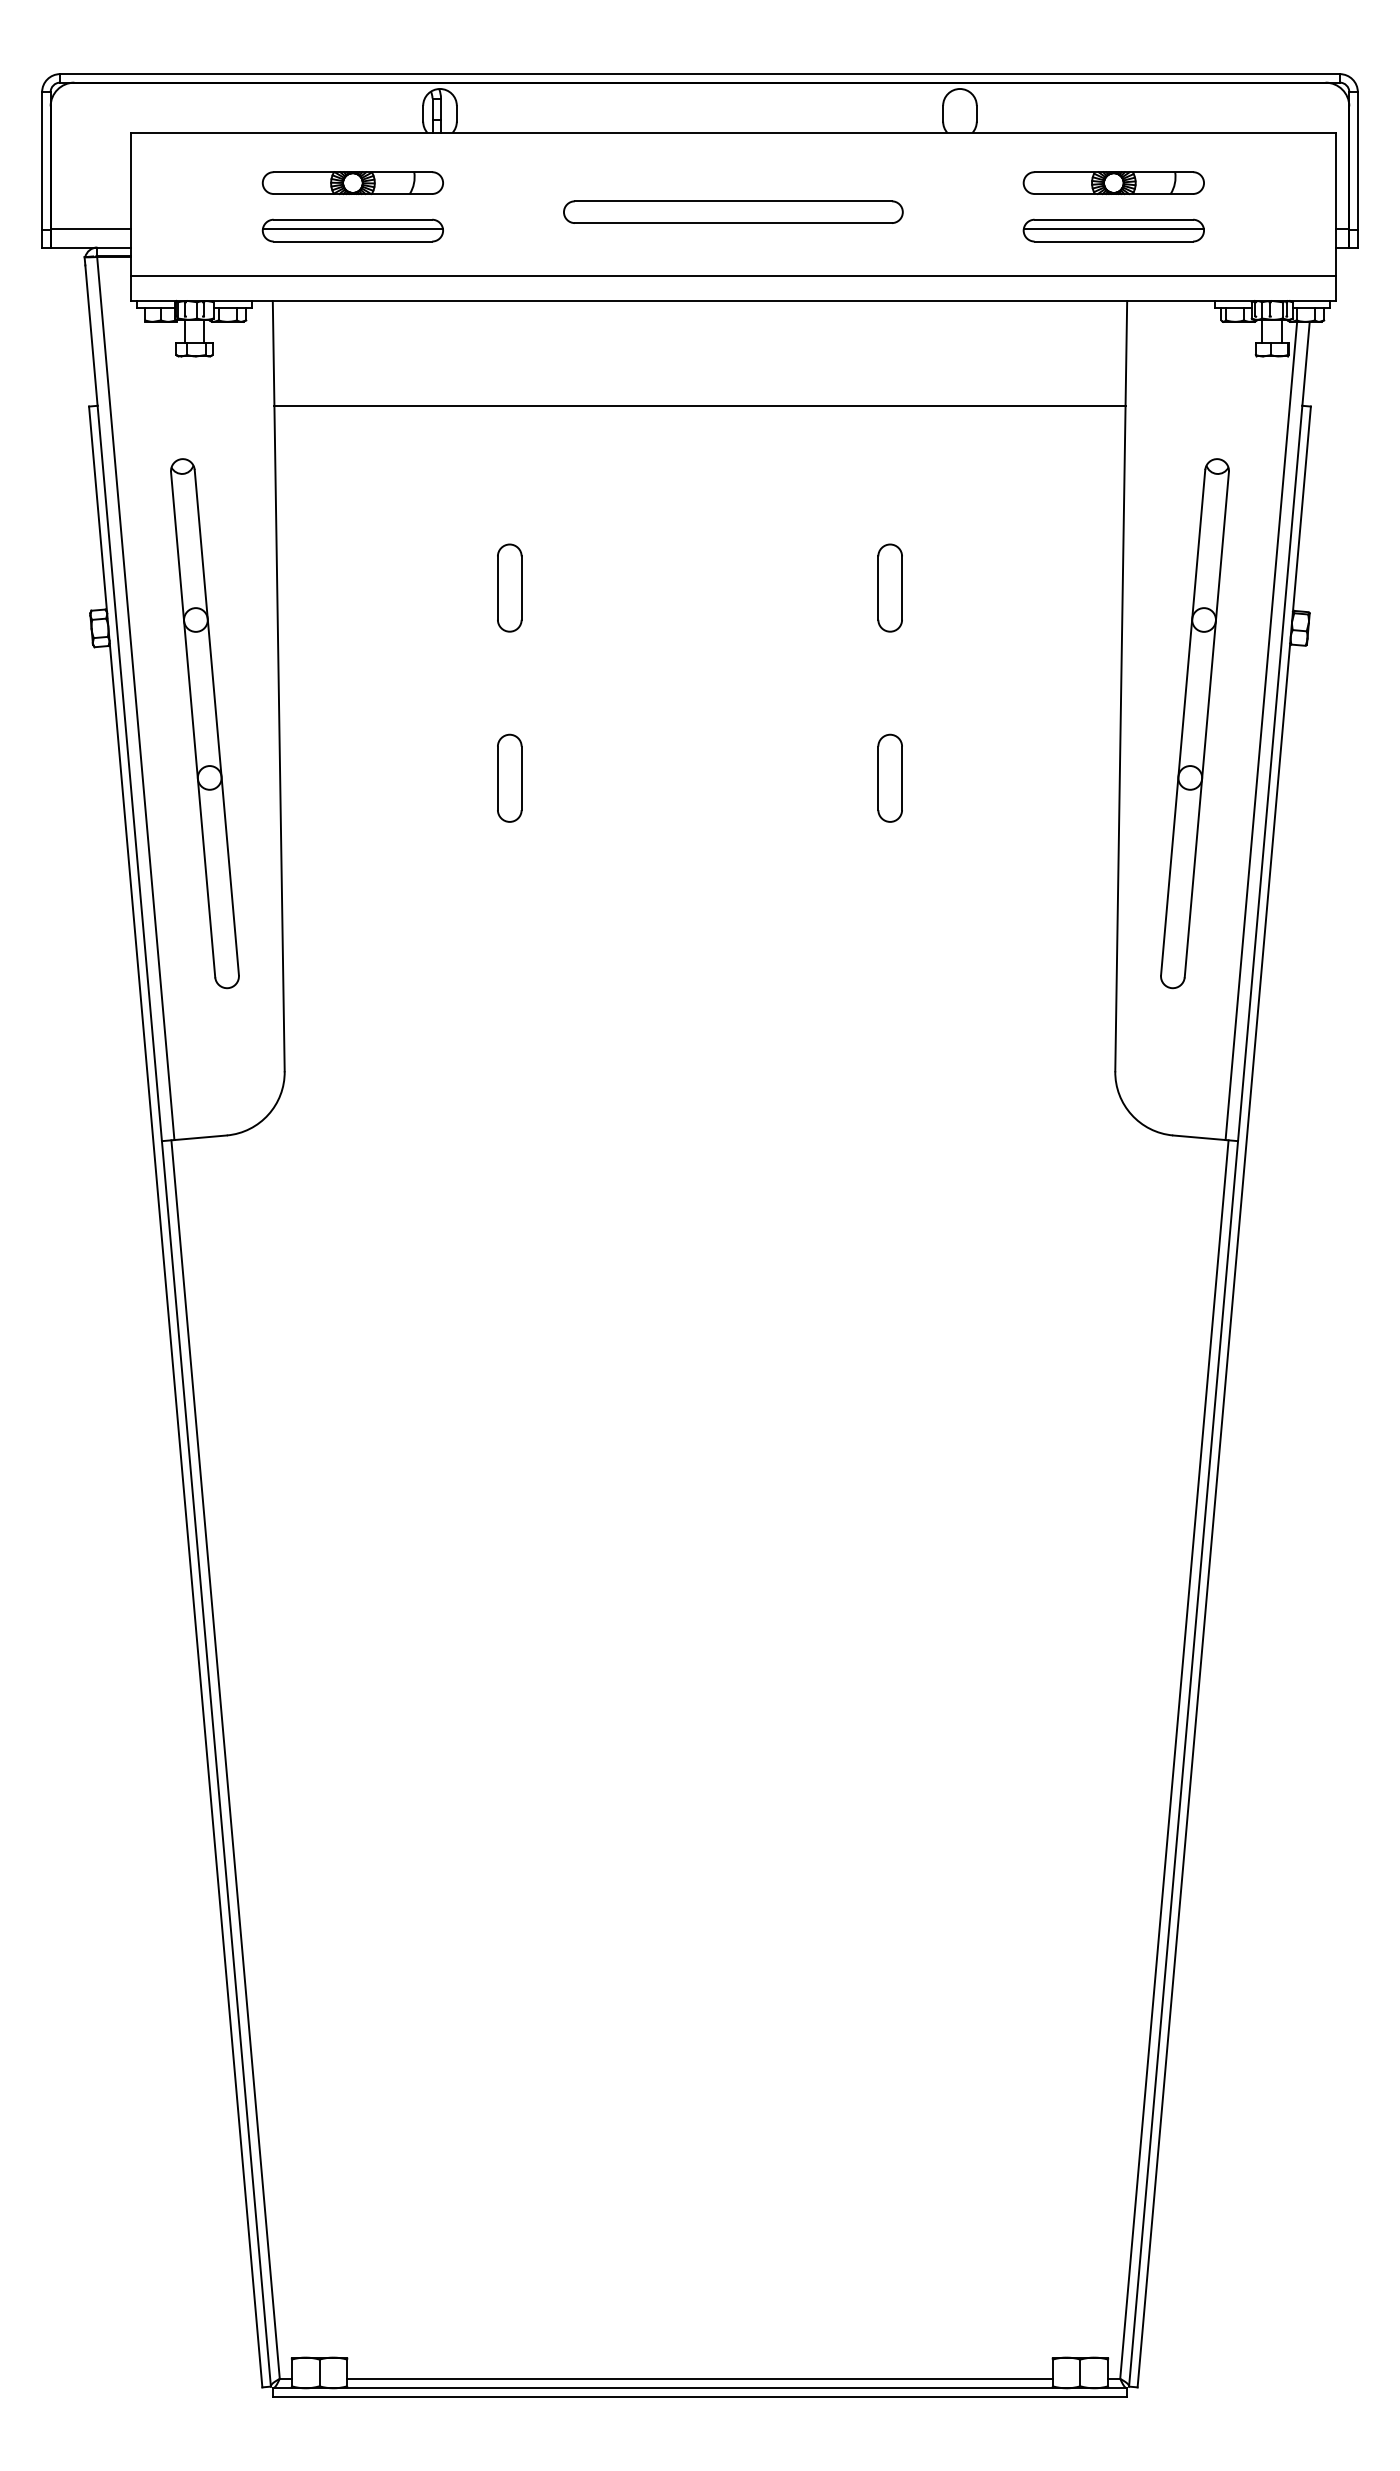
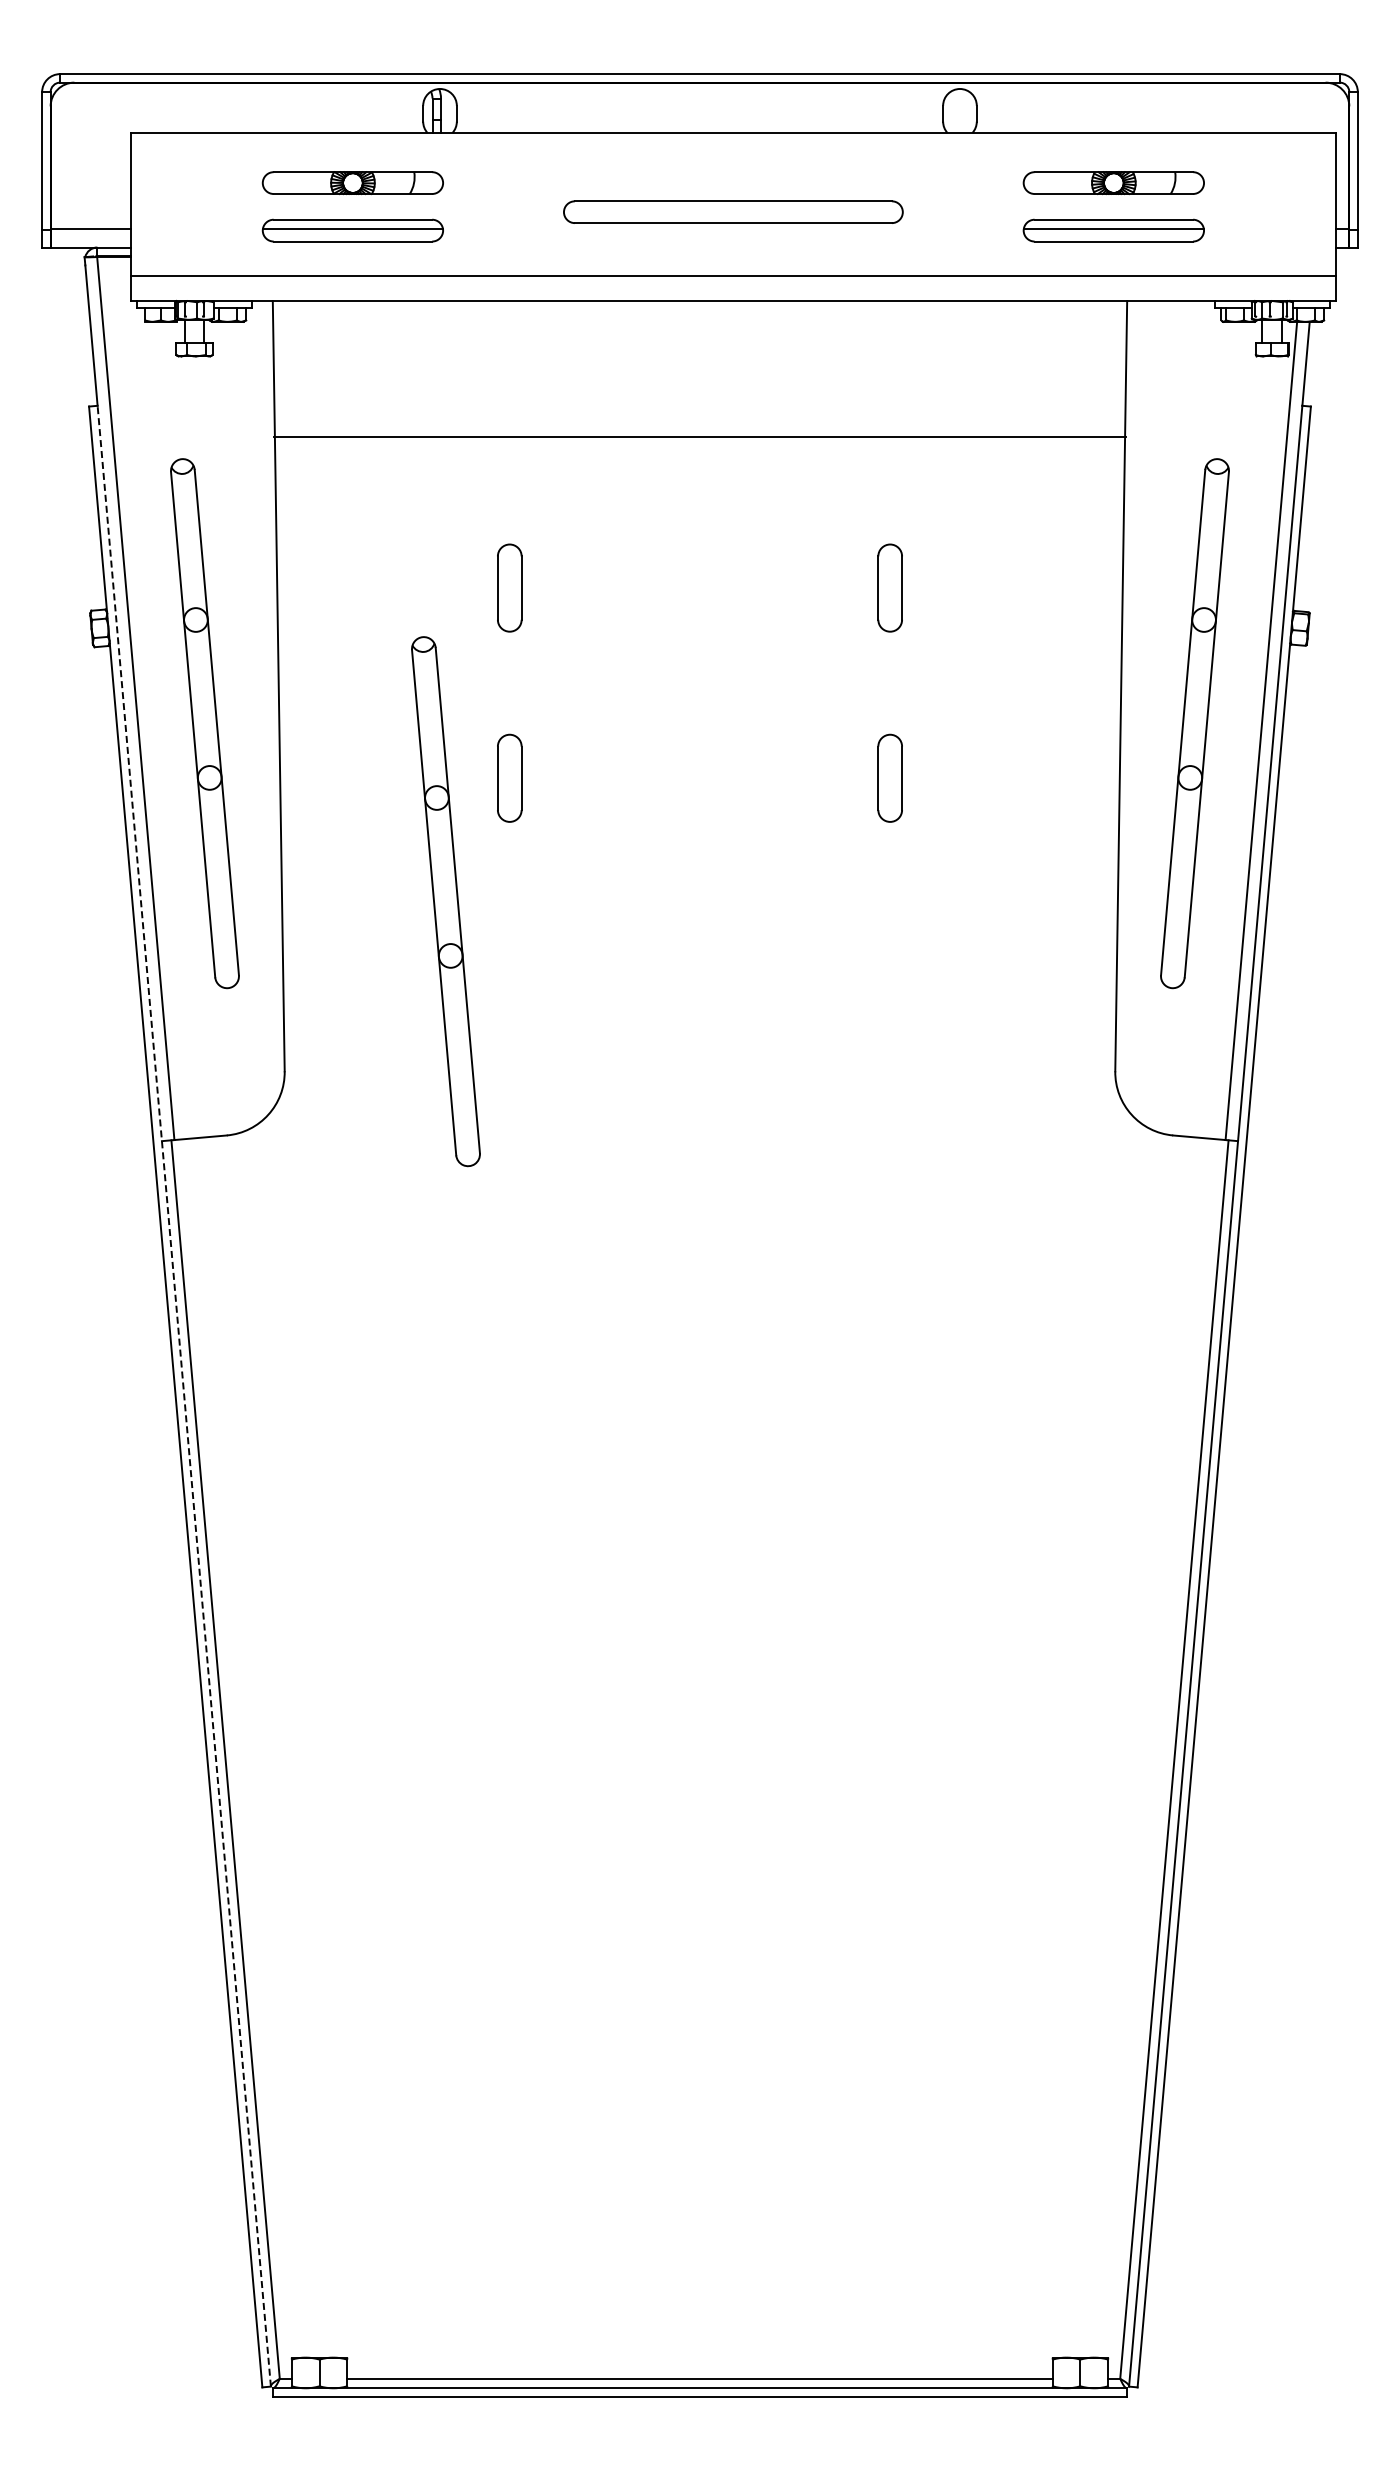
line position: (699, 405) -> (699, 436) (699, 436)
part: none -> present (445, 901)
line: solid -> dashed (184, 1395)
